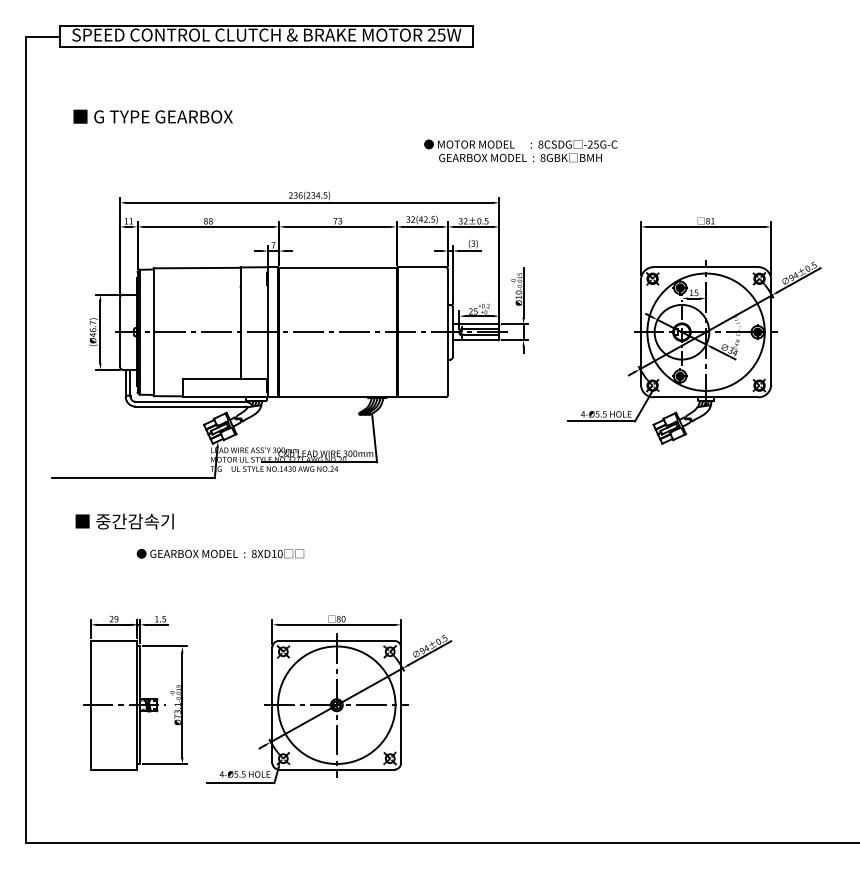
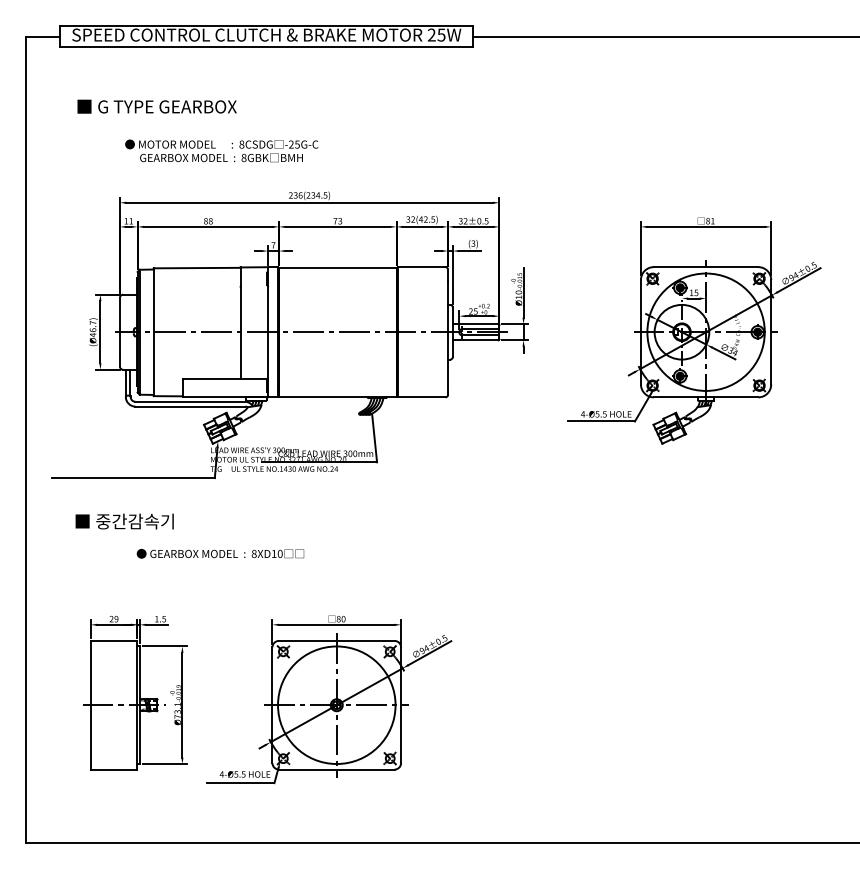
line: none -> present (664, 36)
text position: (152, 116) -> (156, 106) (156, 106)
text position: (520, 150) -> (221, 150) (221, 150)
